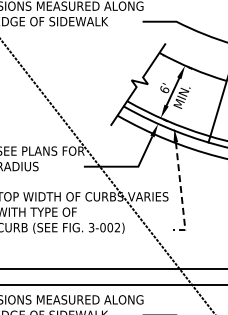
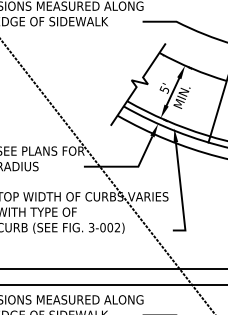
text: 6' -> 5' (164, 89)
line: dashed -> solid (181, 193)
